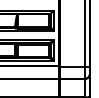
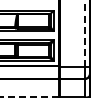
line: solid -> dashed (84, 33)
line: solid -> dashed (29, 97)
